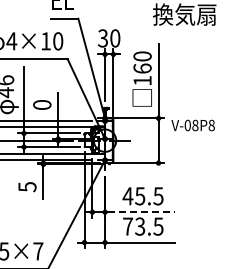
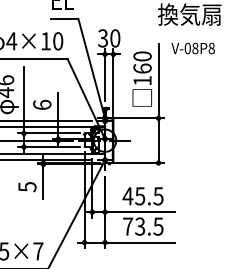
text position: (184, 14) -> (189, 14) (189, 14)
text: 0 -> 6 (42, 104)
text position: (192, 125) -> (192, 48) (192, 48)
line: dashed -> solid (142, 212)
